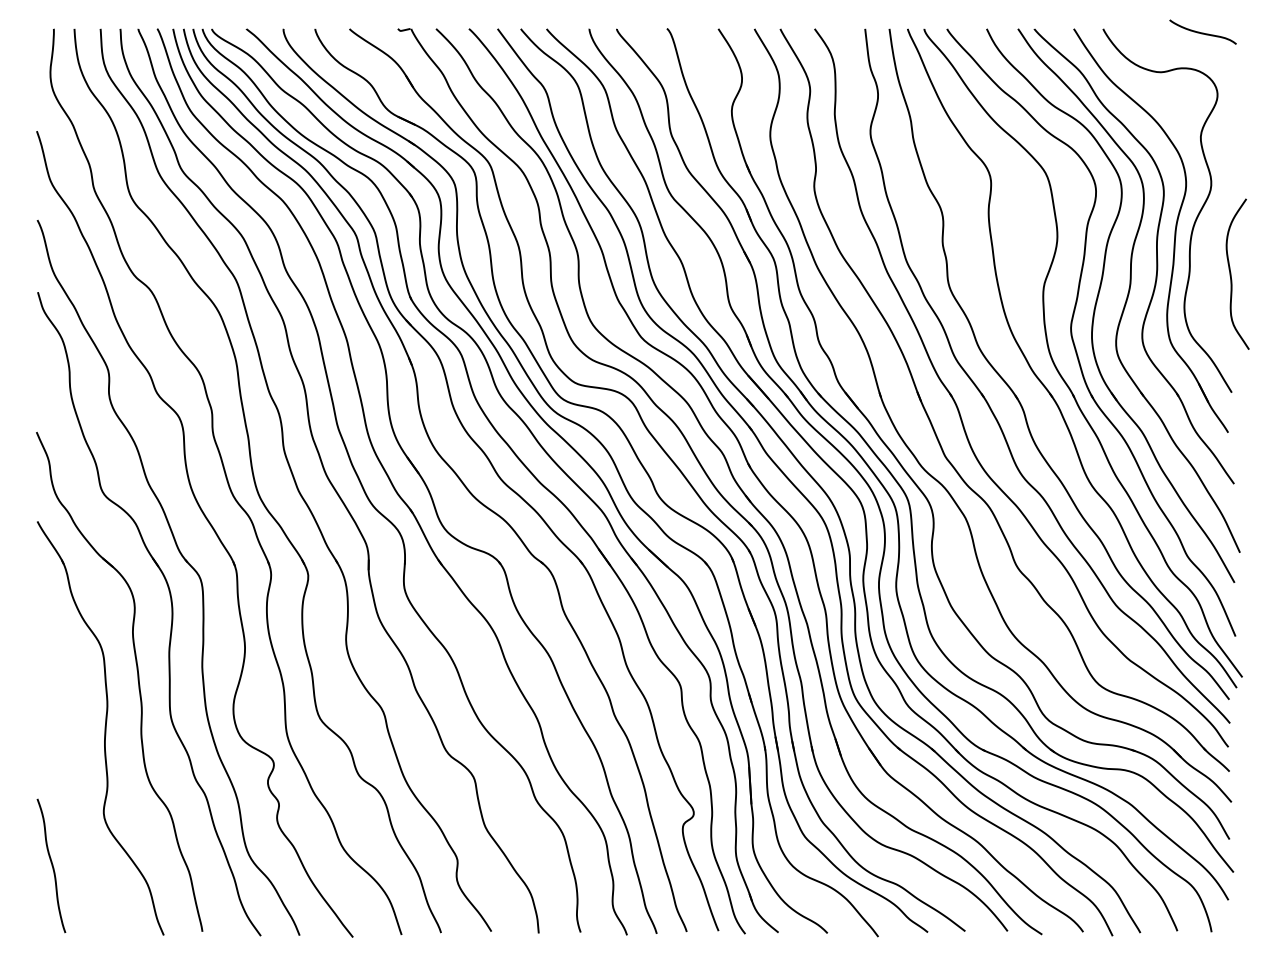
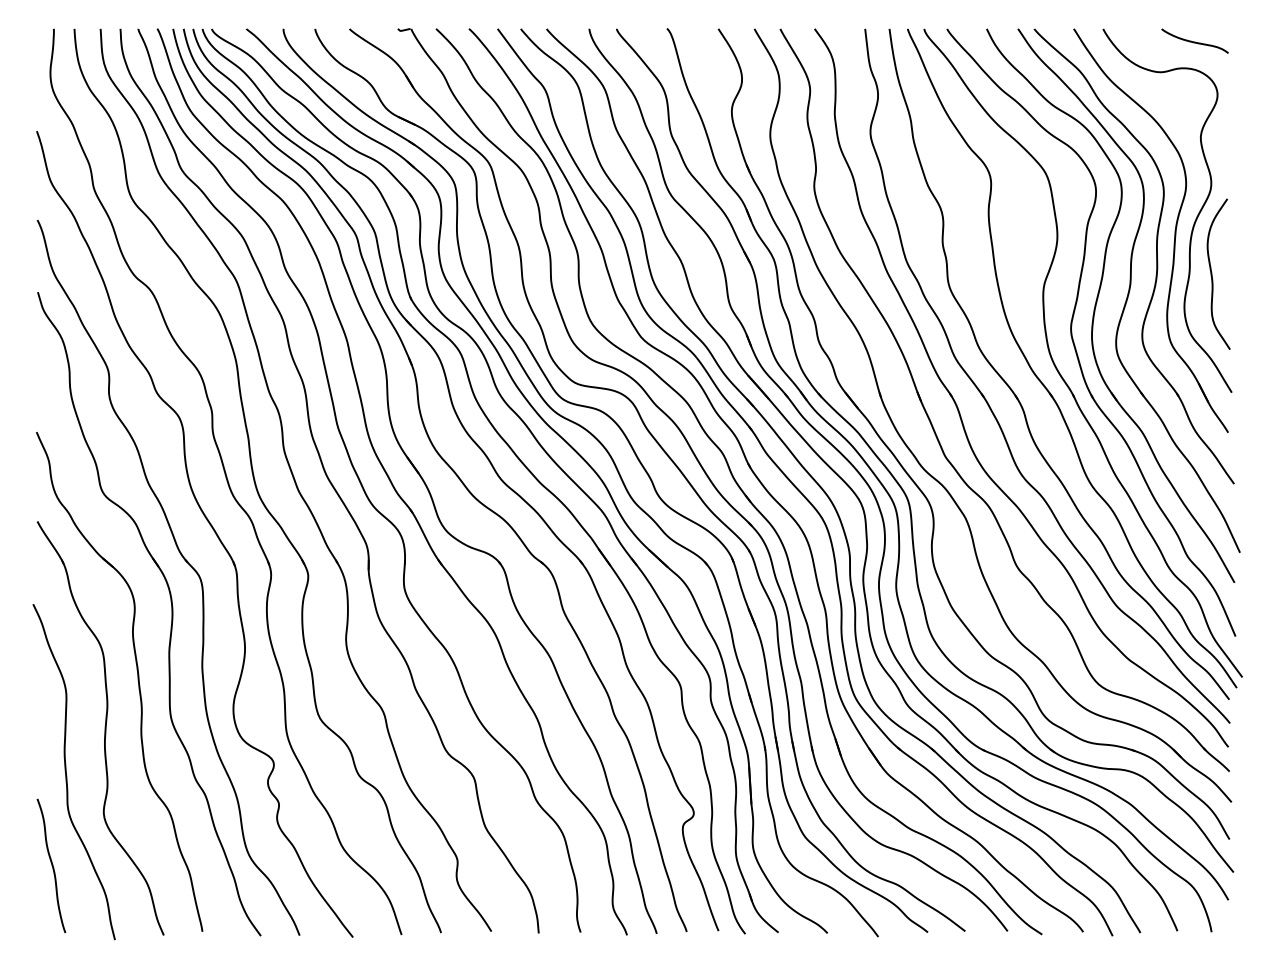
curve position: (1202, 32) -> (1194, 41) (1194, 41)
curve position: (1231, 273) -> (1212, 273) (1212, 273)
curve: none -> present (67, 775)
